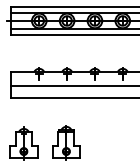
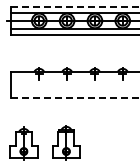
line: solid -> dashed (75, 7)
line: present -> none (73, 86)
line: solid -> dashed (75, 98)
